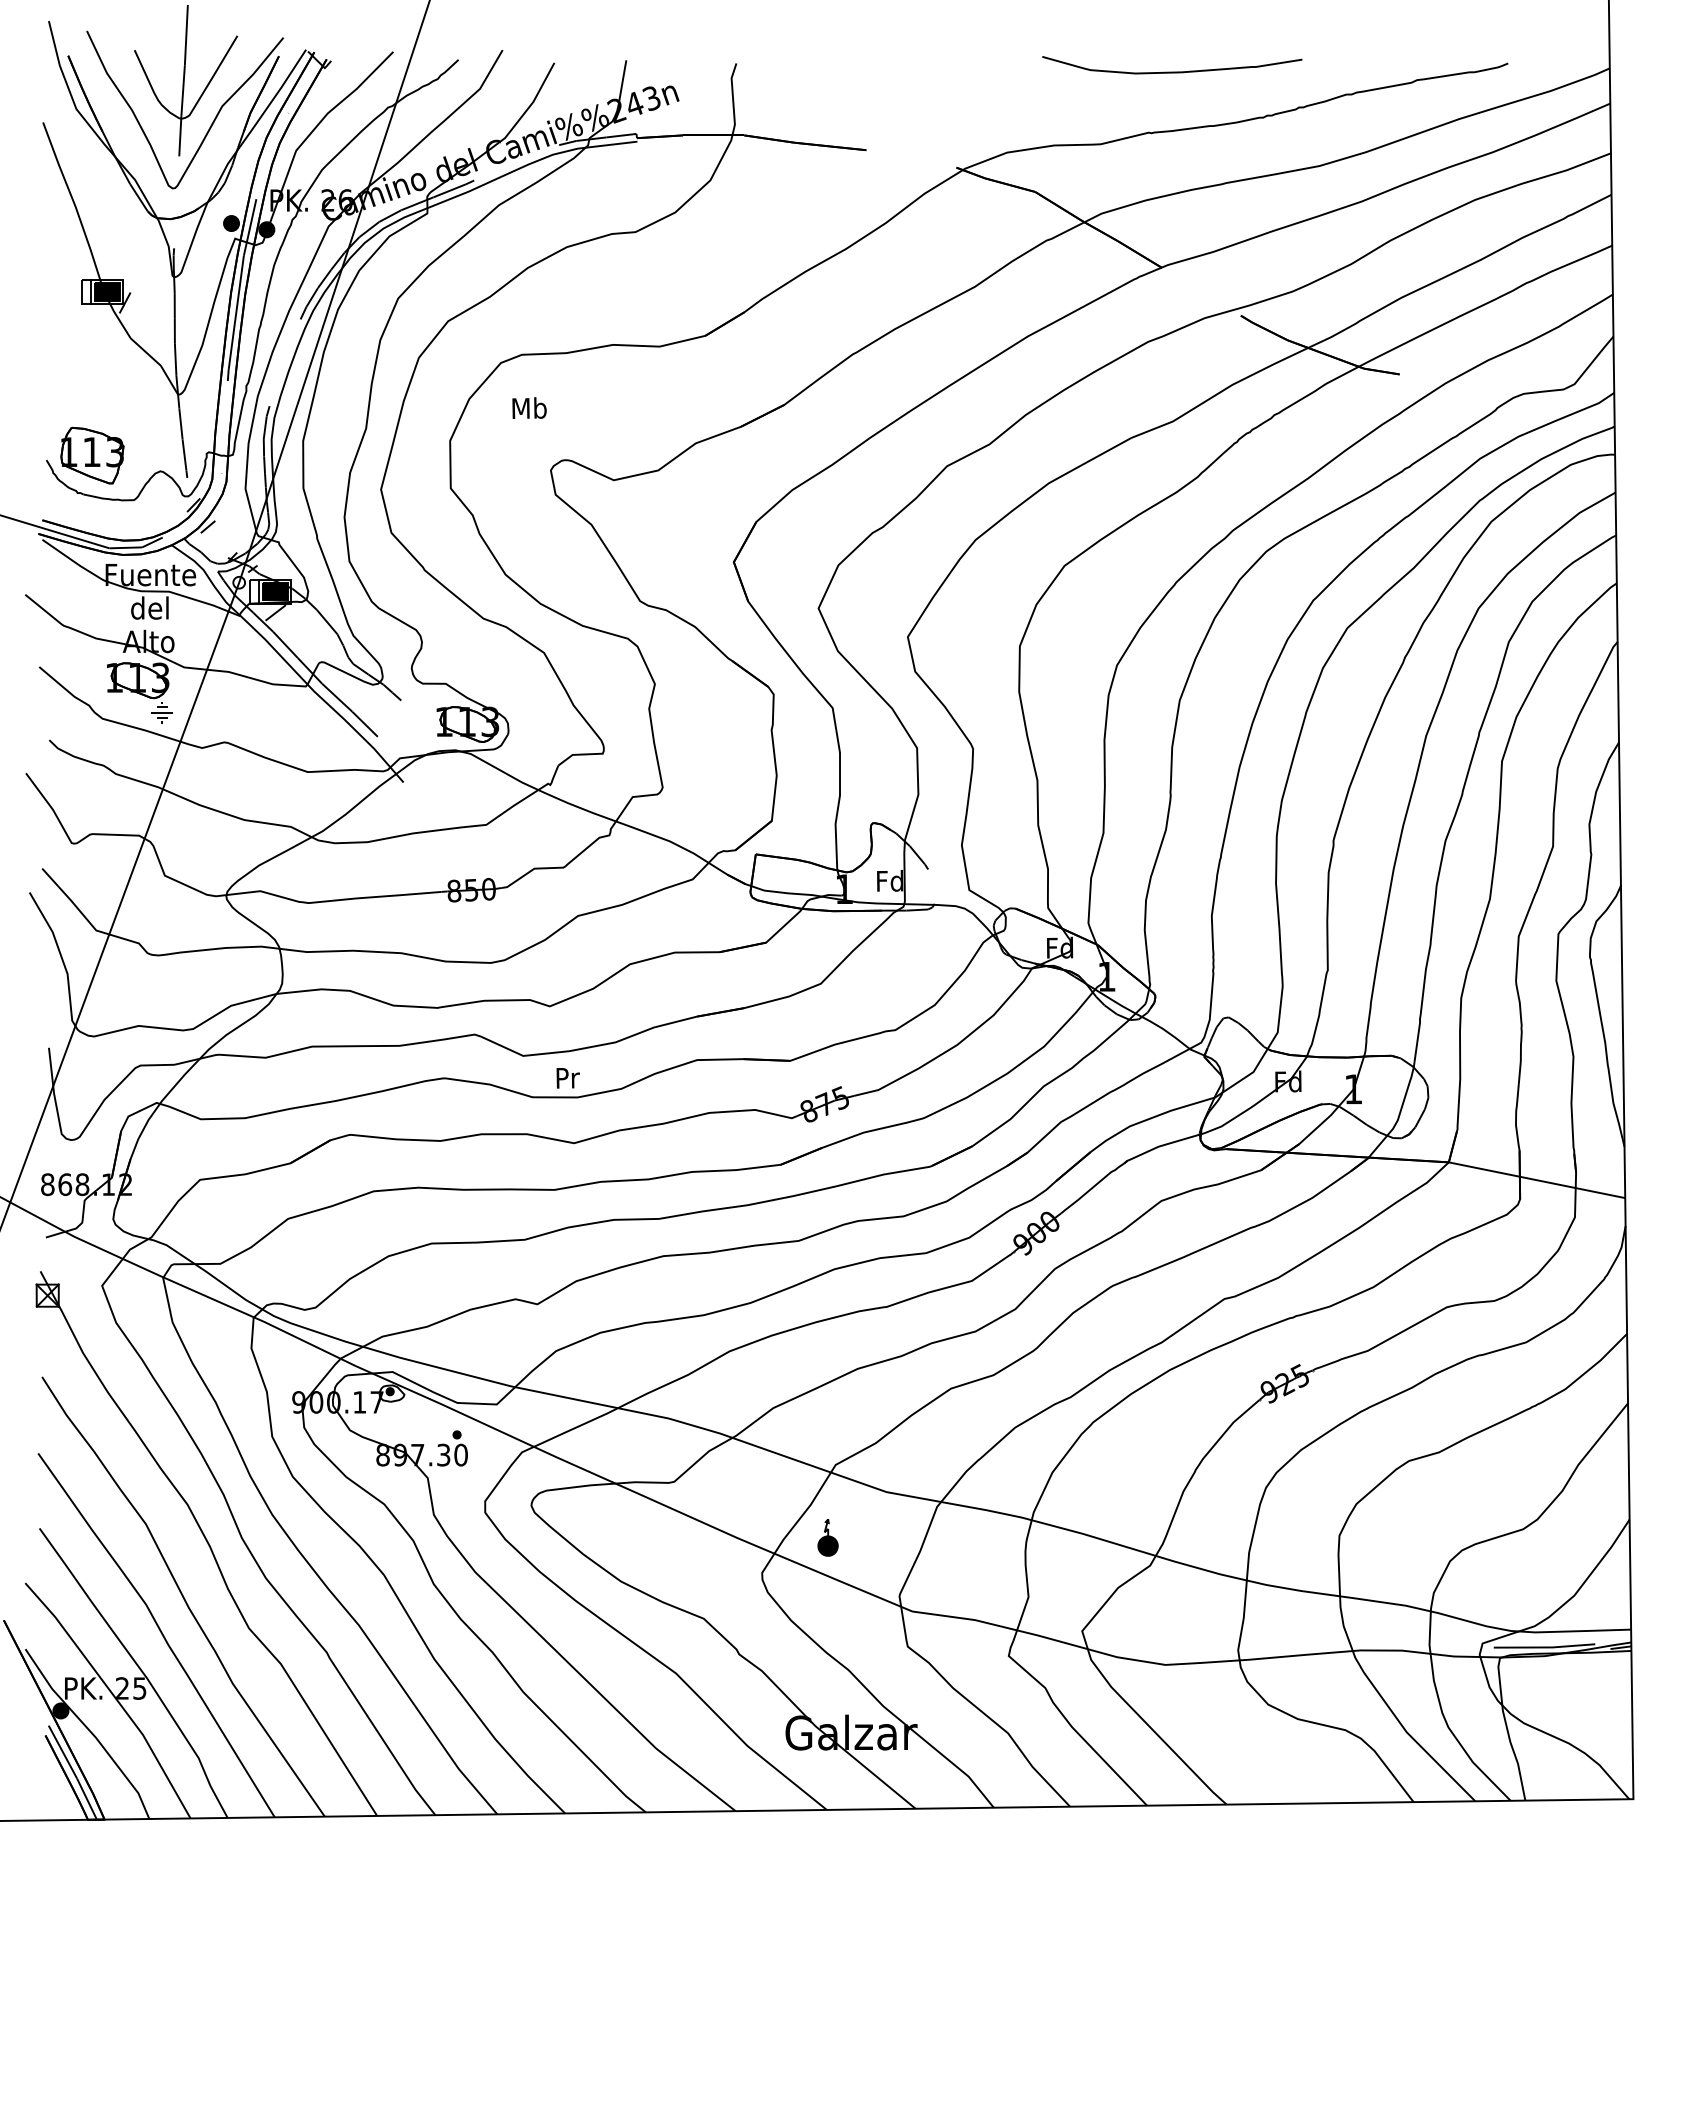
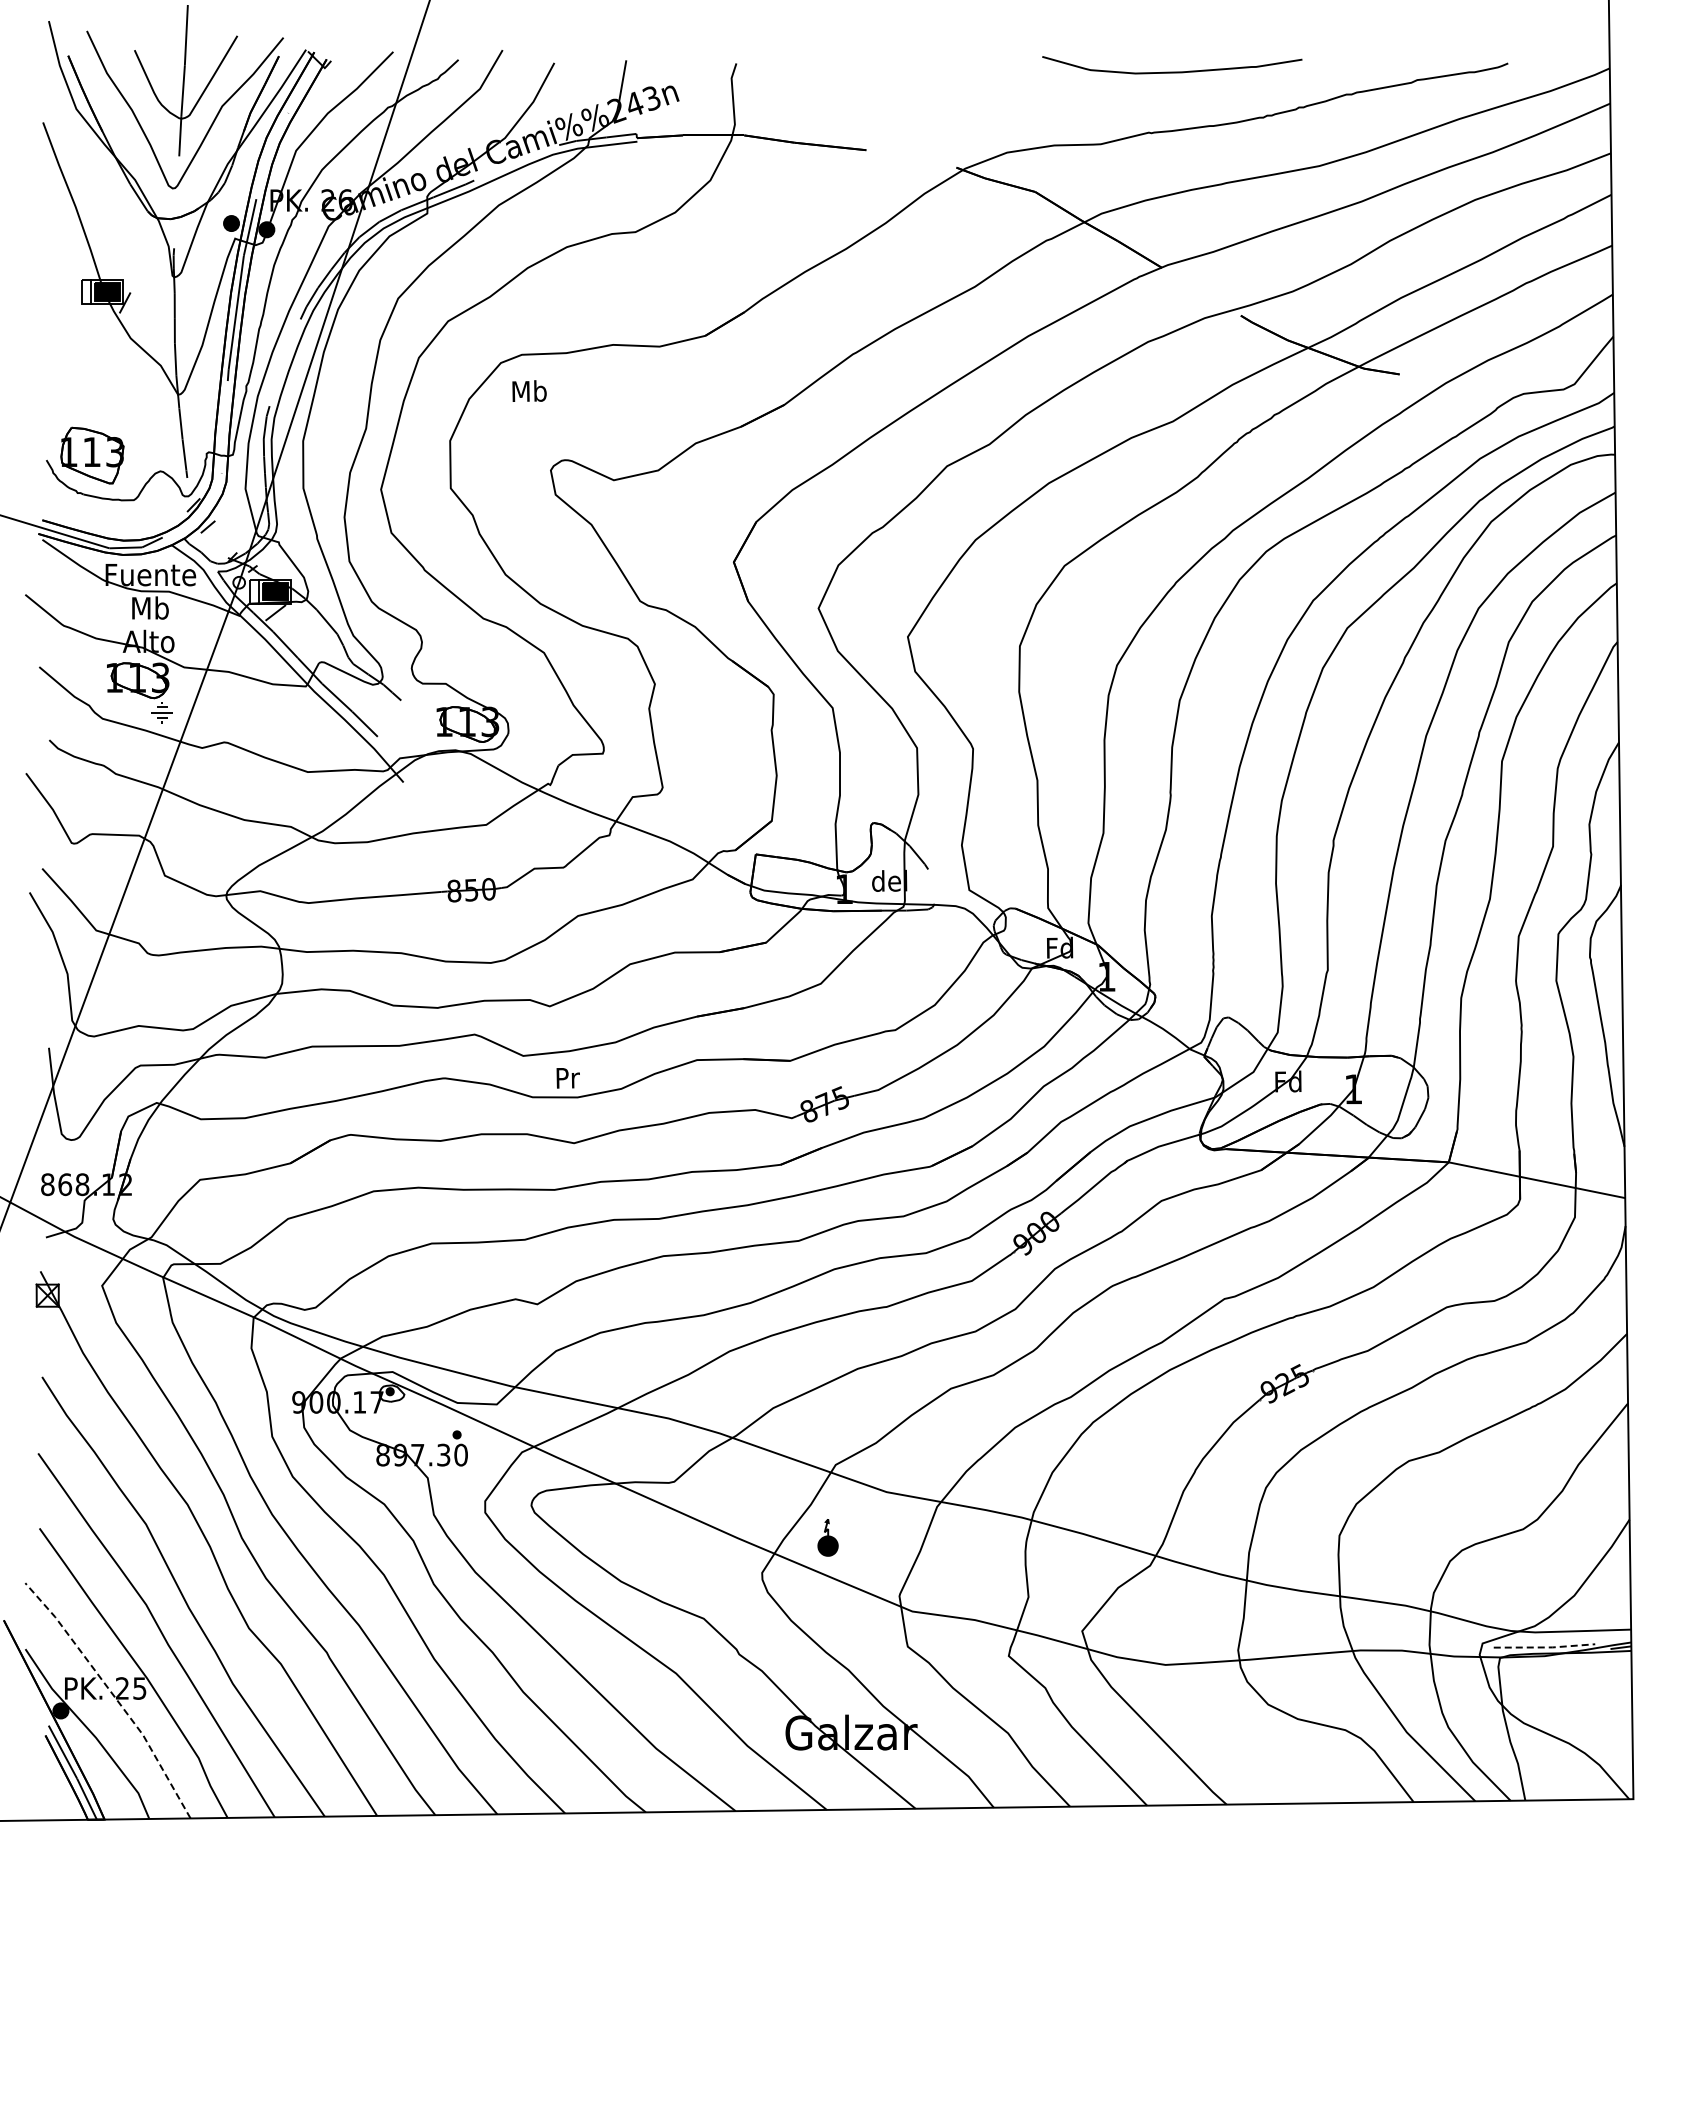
text position: (529, 407) -> (529, 390) (529, 390)
text: del -> Mb (149, 607)
text: Fd -> del (889, 880)
line: solid -> dashed (1545, 1647)
line: solid -> dashed (114, 1696)
